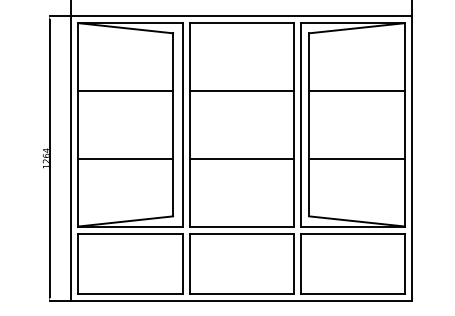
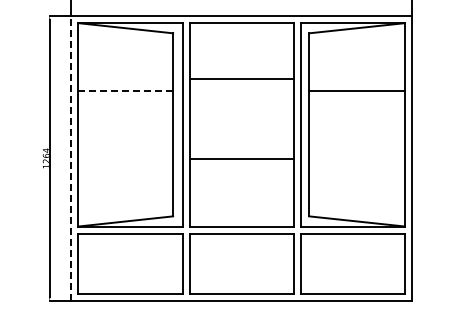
line: solid -> dashed (126, 91)
line position: (241, 91) -> (241, 79) (241, 79)
line: solid -> dashed (71, 158)
line: present -> none (125, 158)
line: present -> none (356, 158)
